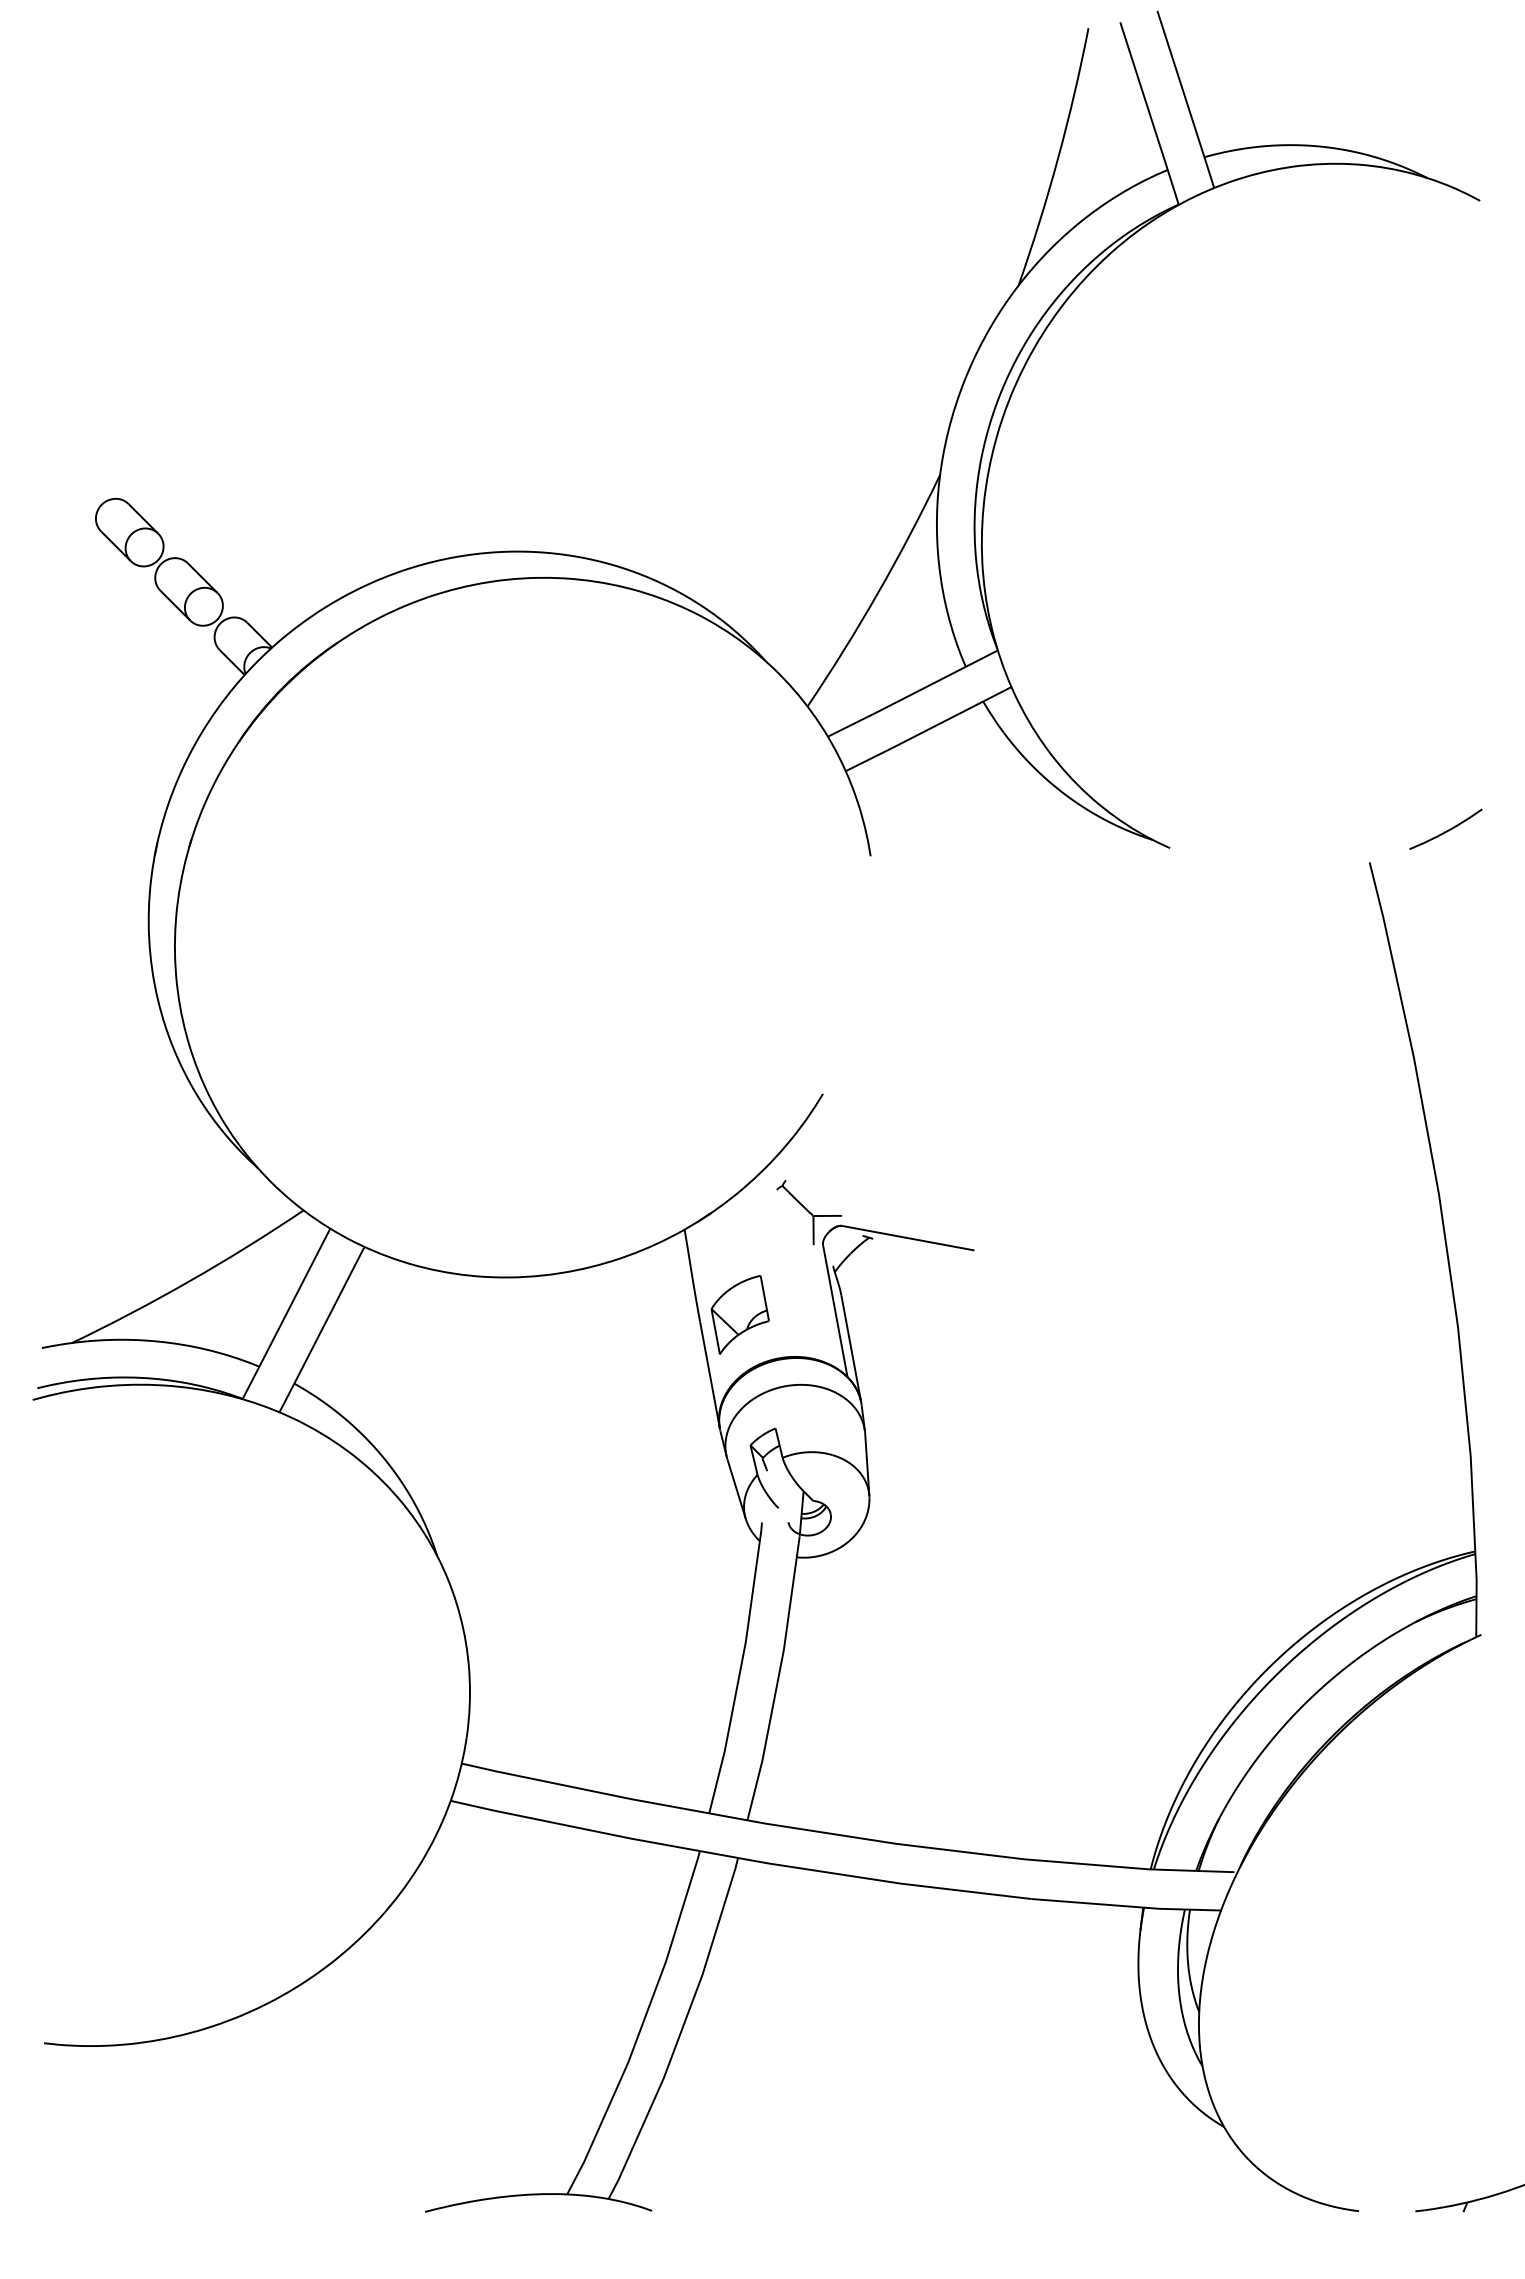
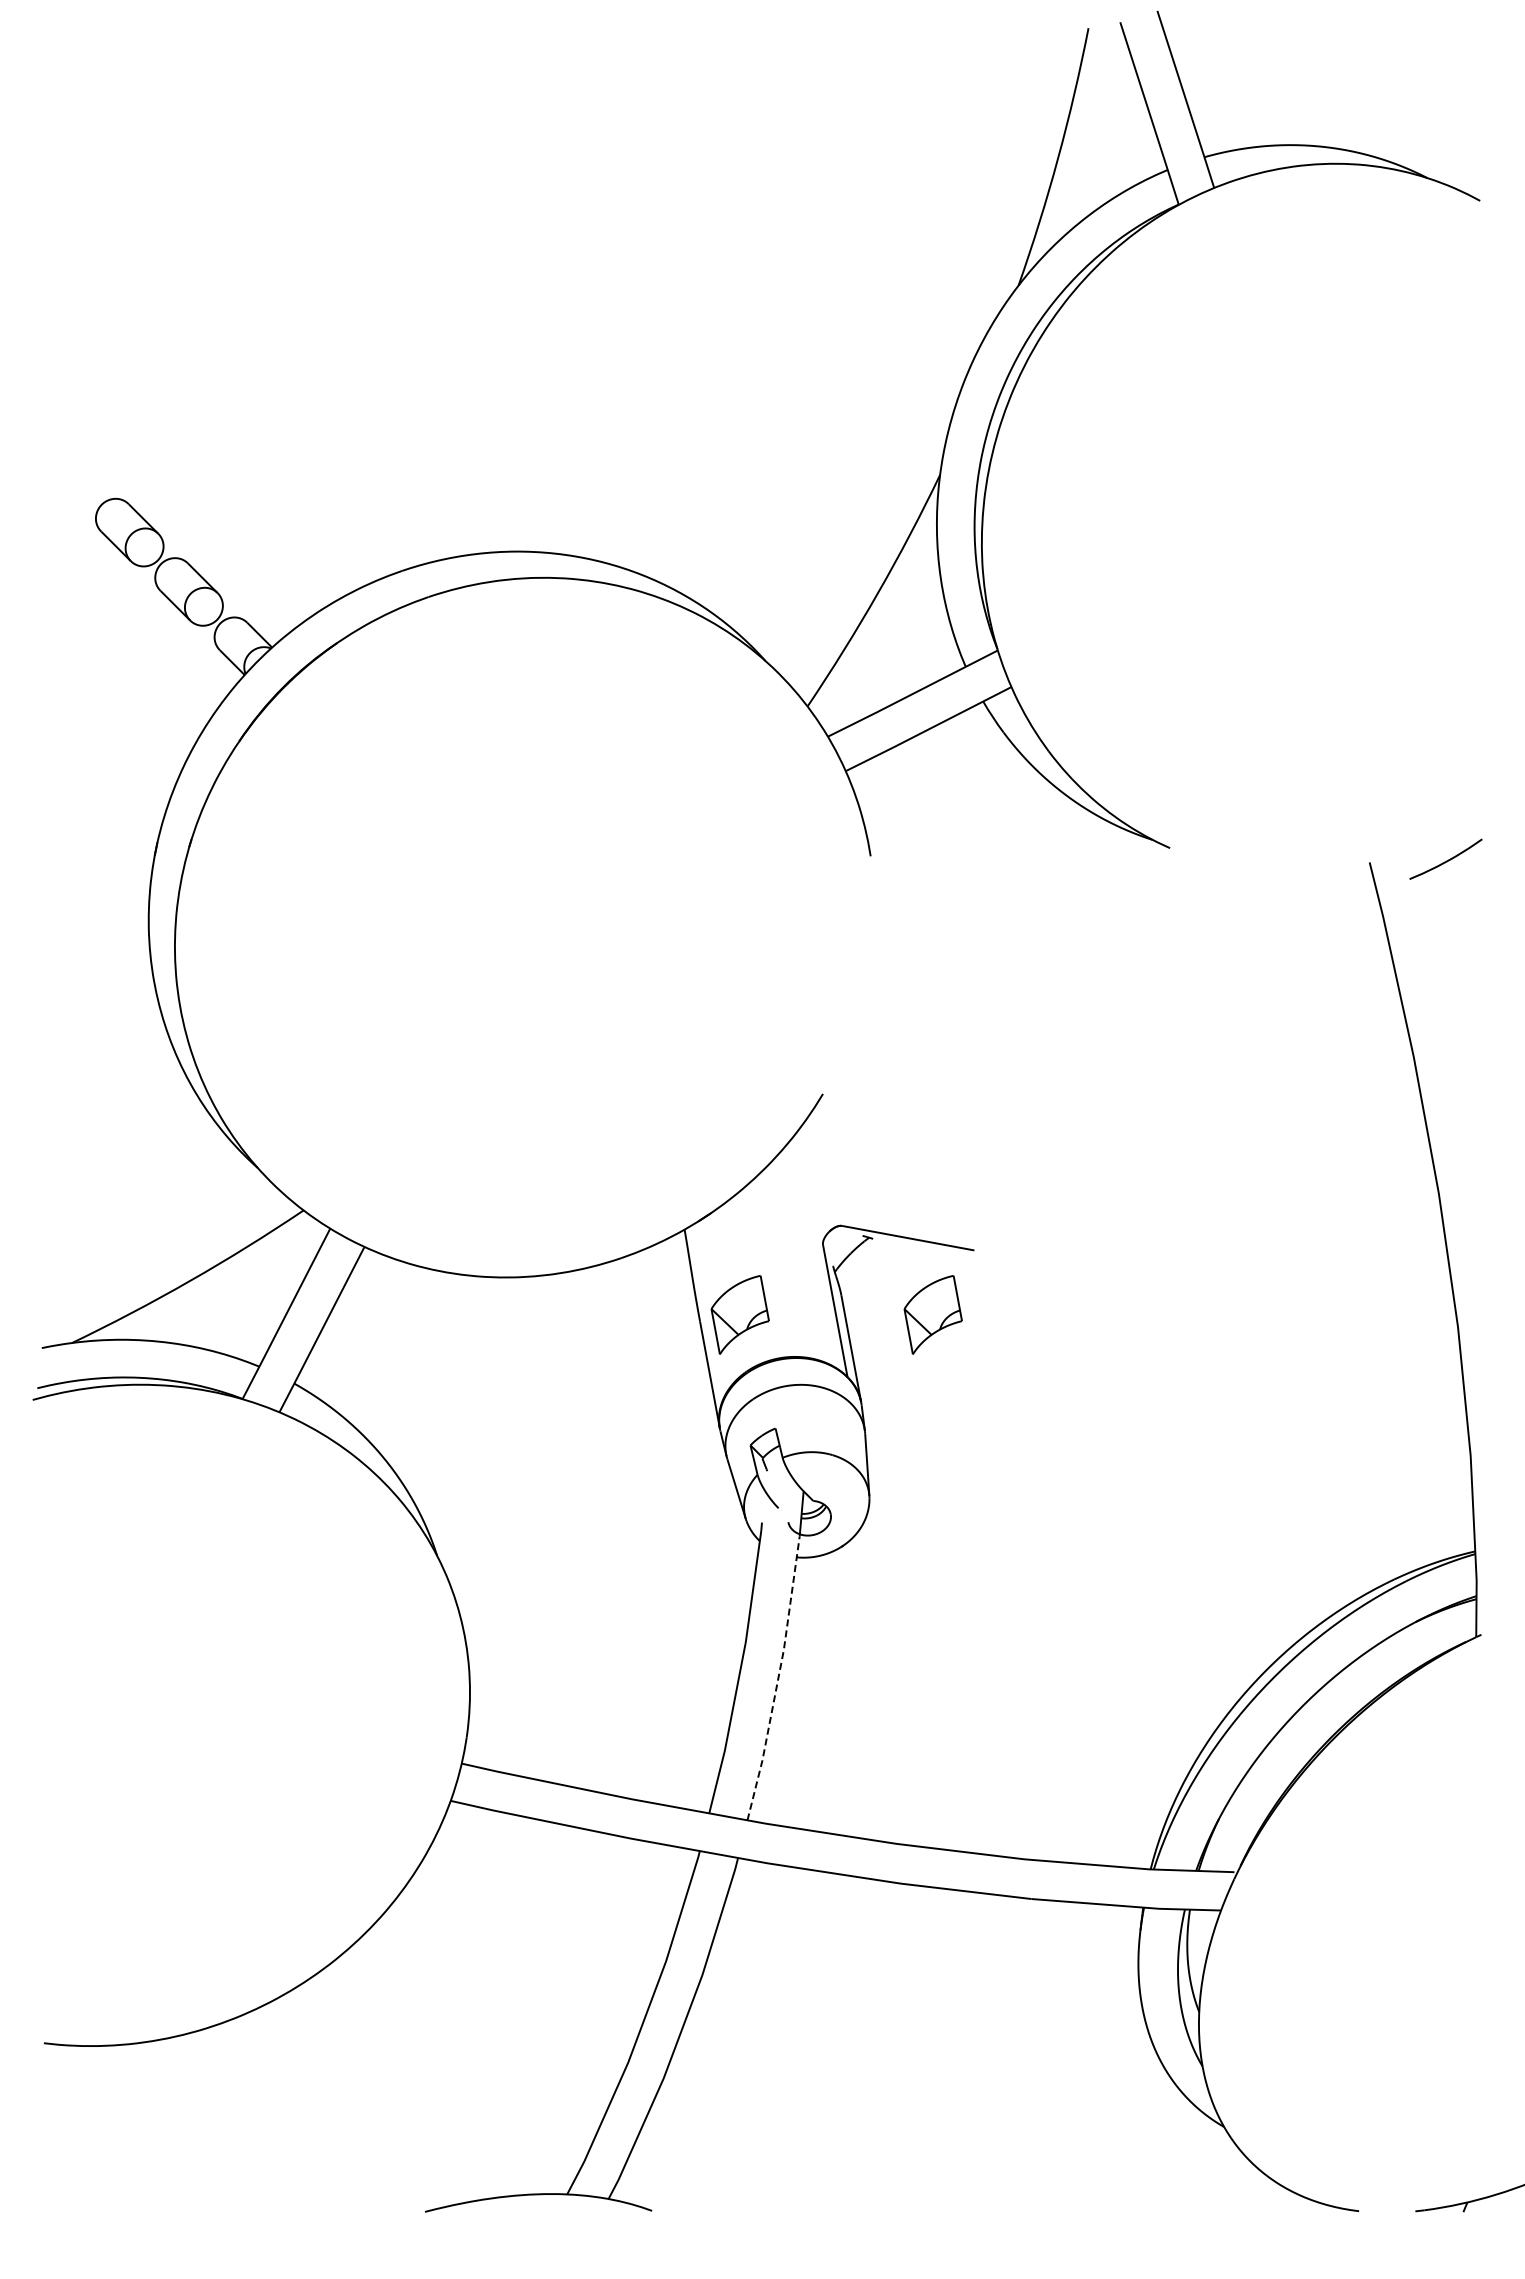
curve position: (1446, 830) -> (1446, 860) (1446, 860)
part: present -> none (808, 1212)
part: none -> present (932, 1314)
line: solid -> dashed (778, 1679)
